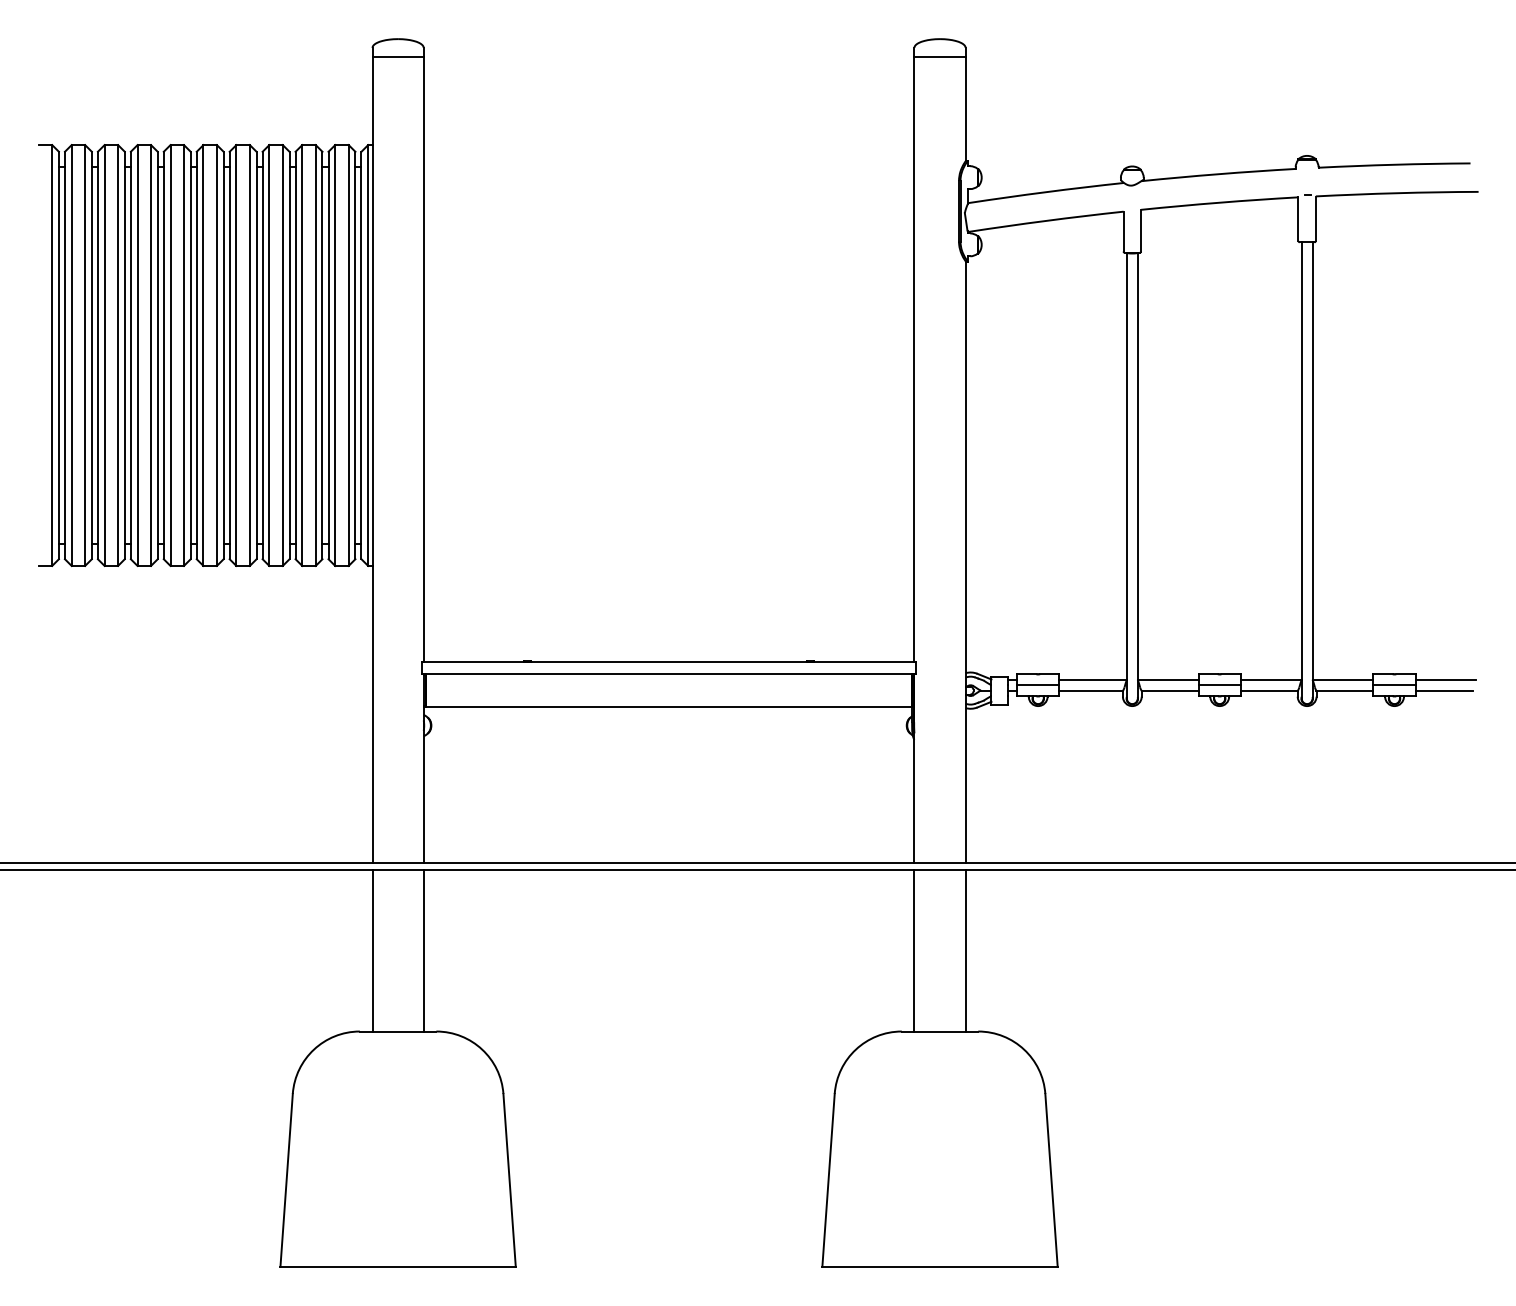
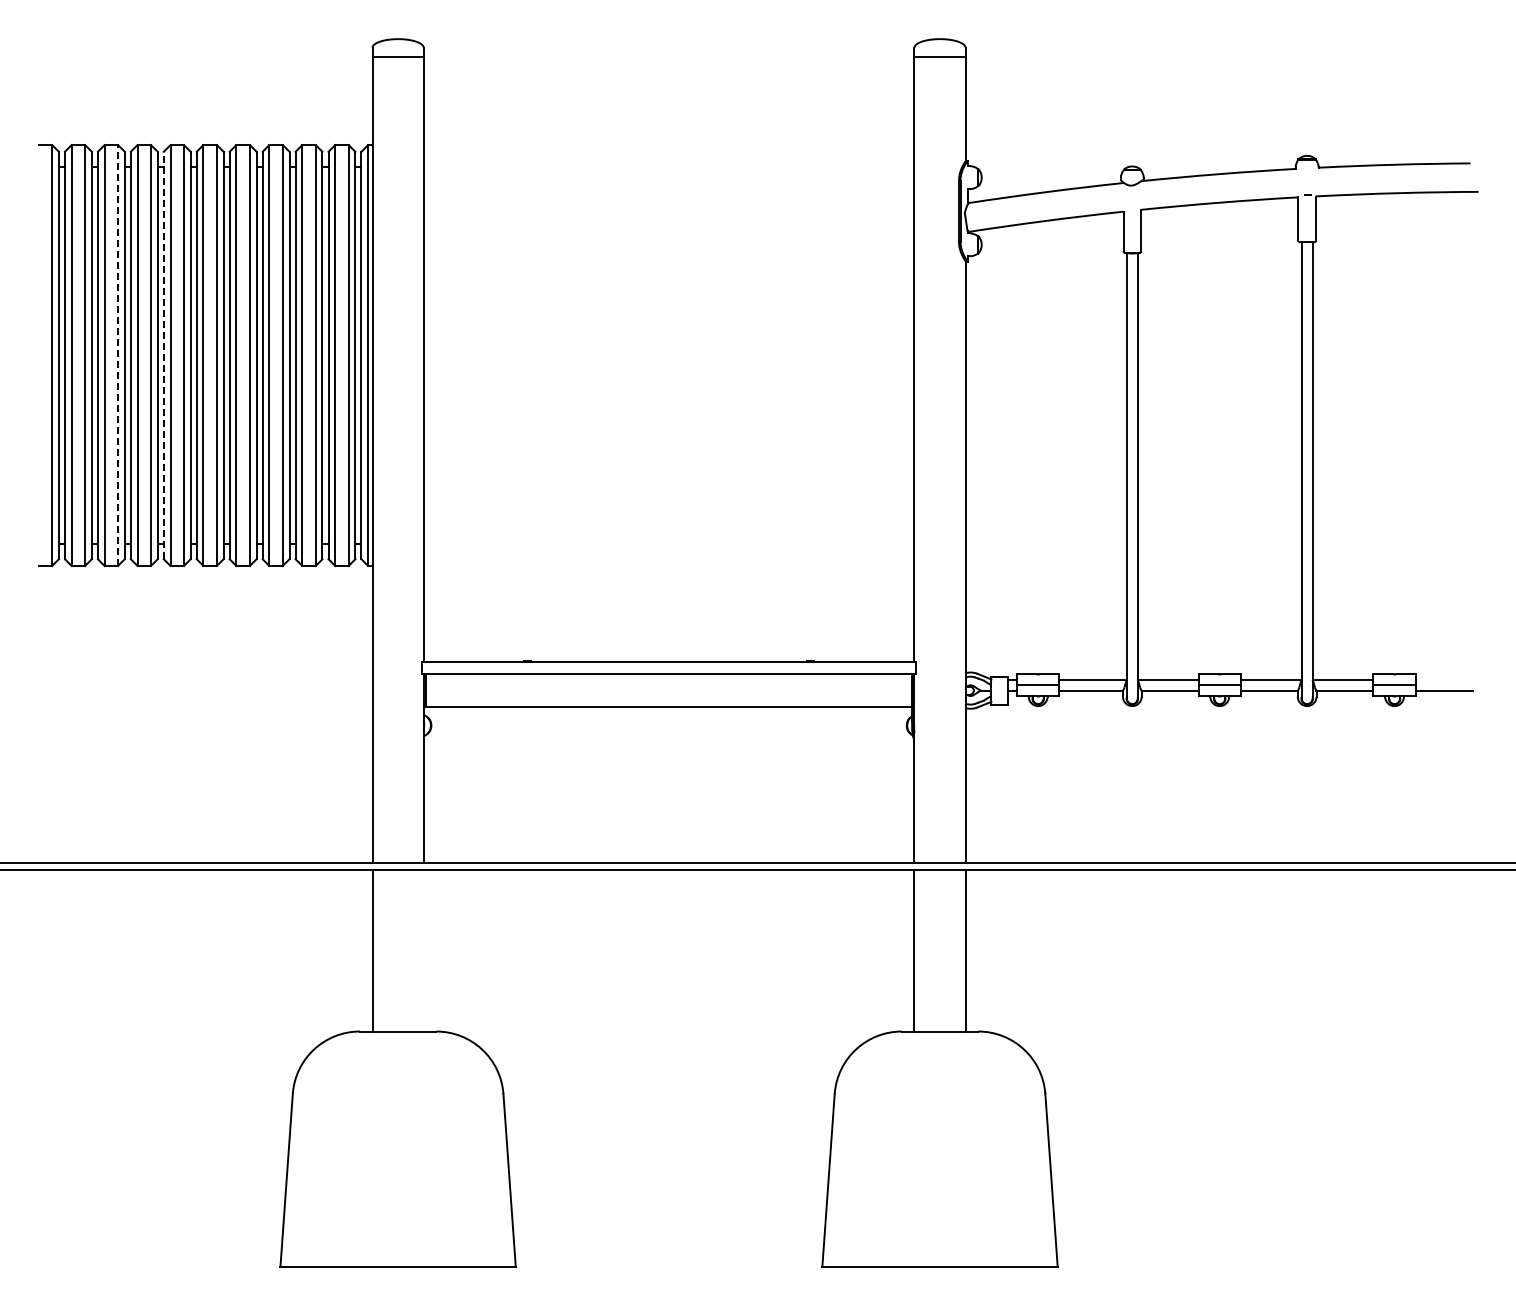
line: solid -> dashed (118, 355)
line: solid -> dashed (163, 355)
line: present -> none (1445, 679)
line: present -> none (423, 950)
